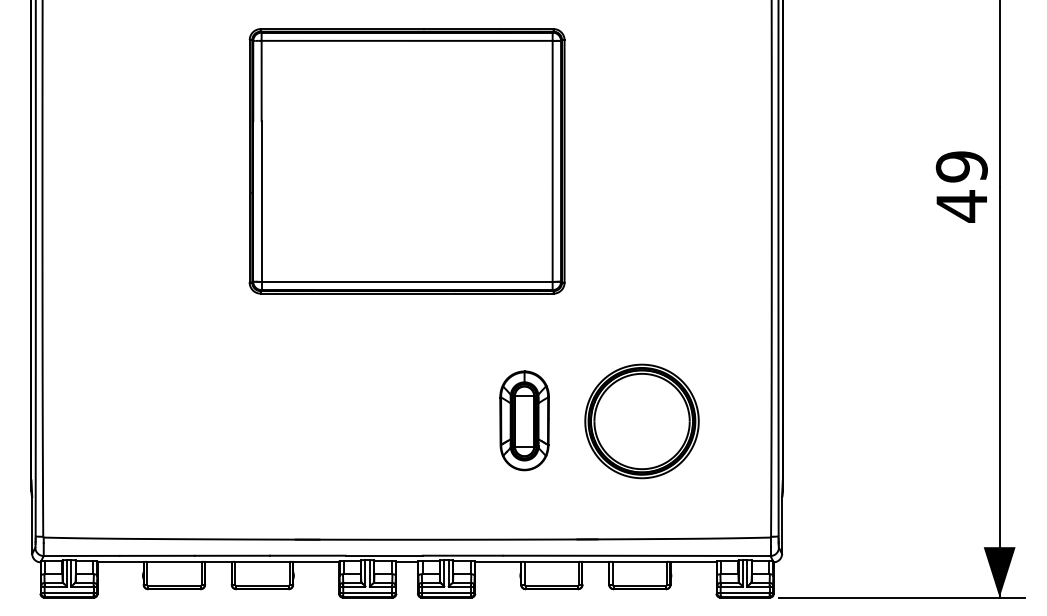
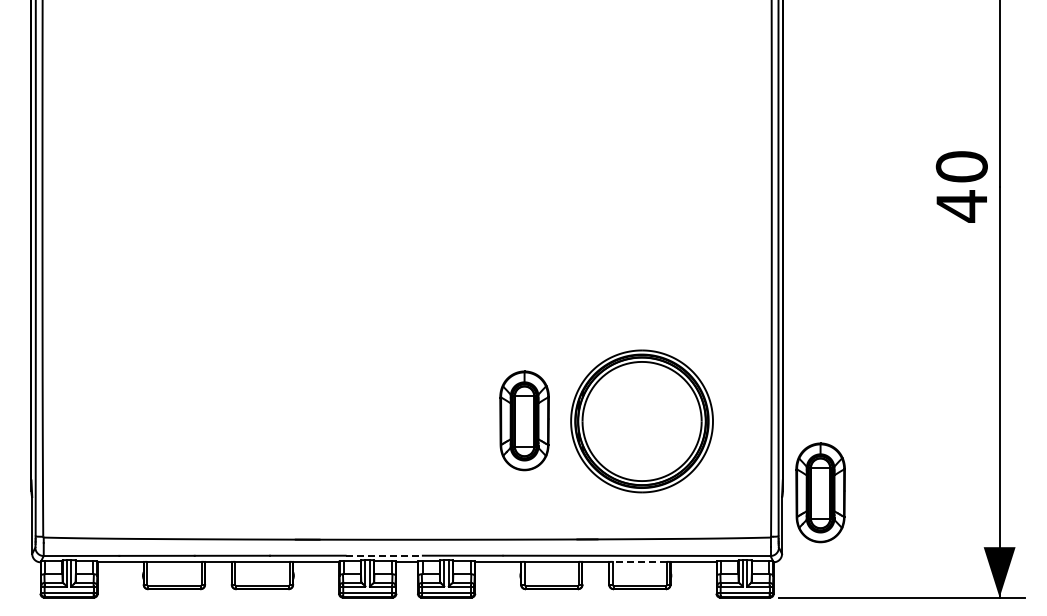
part: present -> none (406, 161)
text: 49 -> 40 (961, 166)
part size: 116x117 px -> 144x145 px (641, 421)
part: none -> present (820, 492)
line: solid -> dashed (384, 555)
line: solid -> dashed (639, 561)
